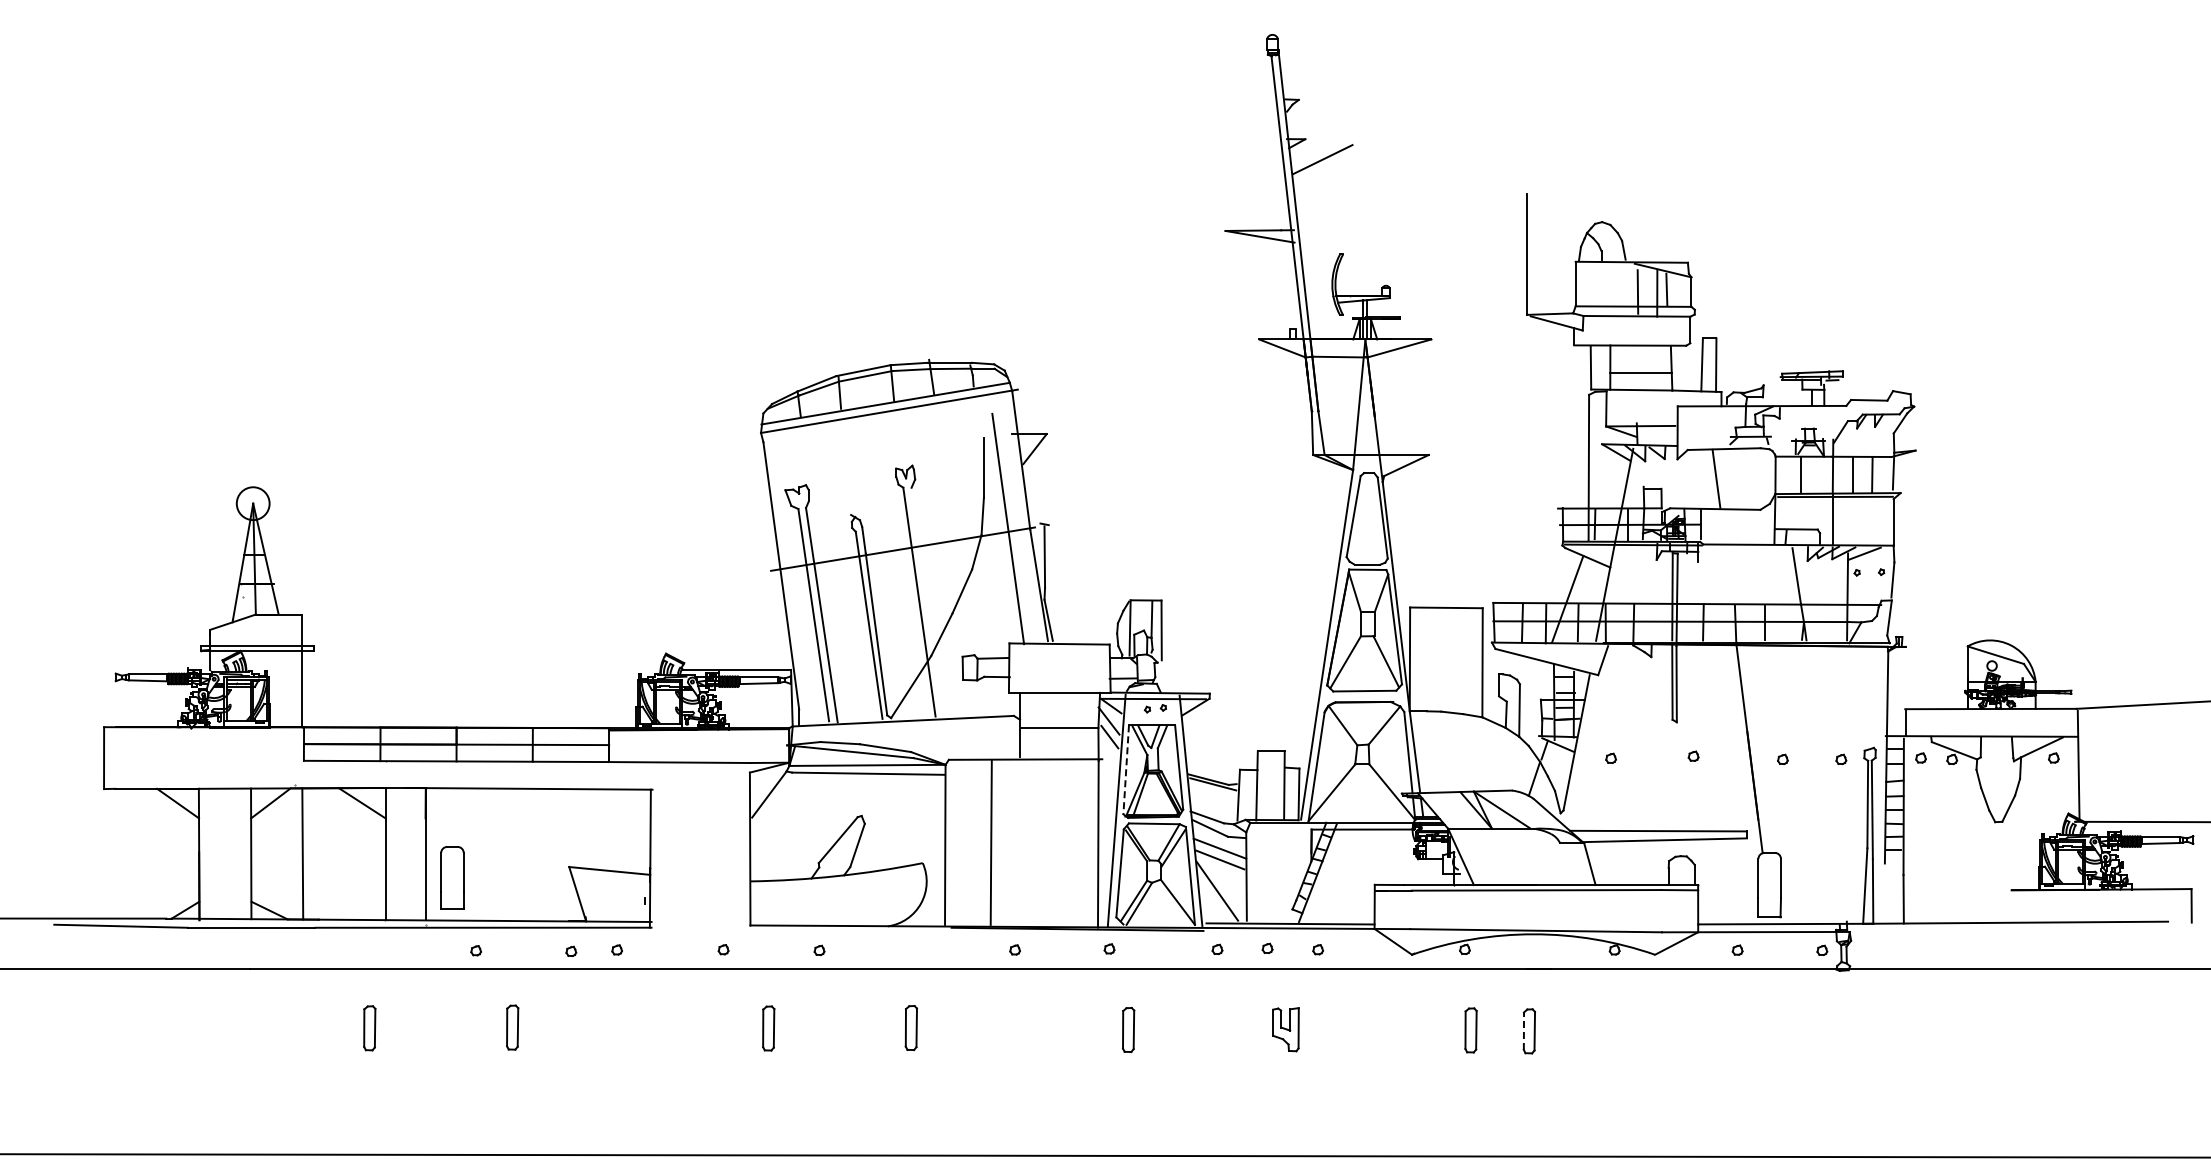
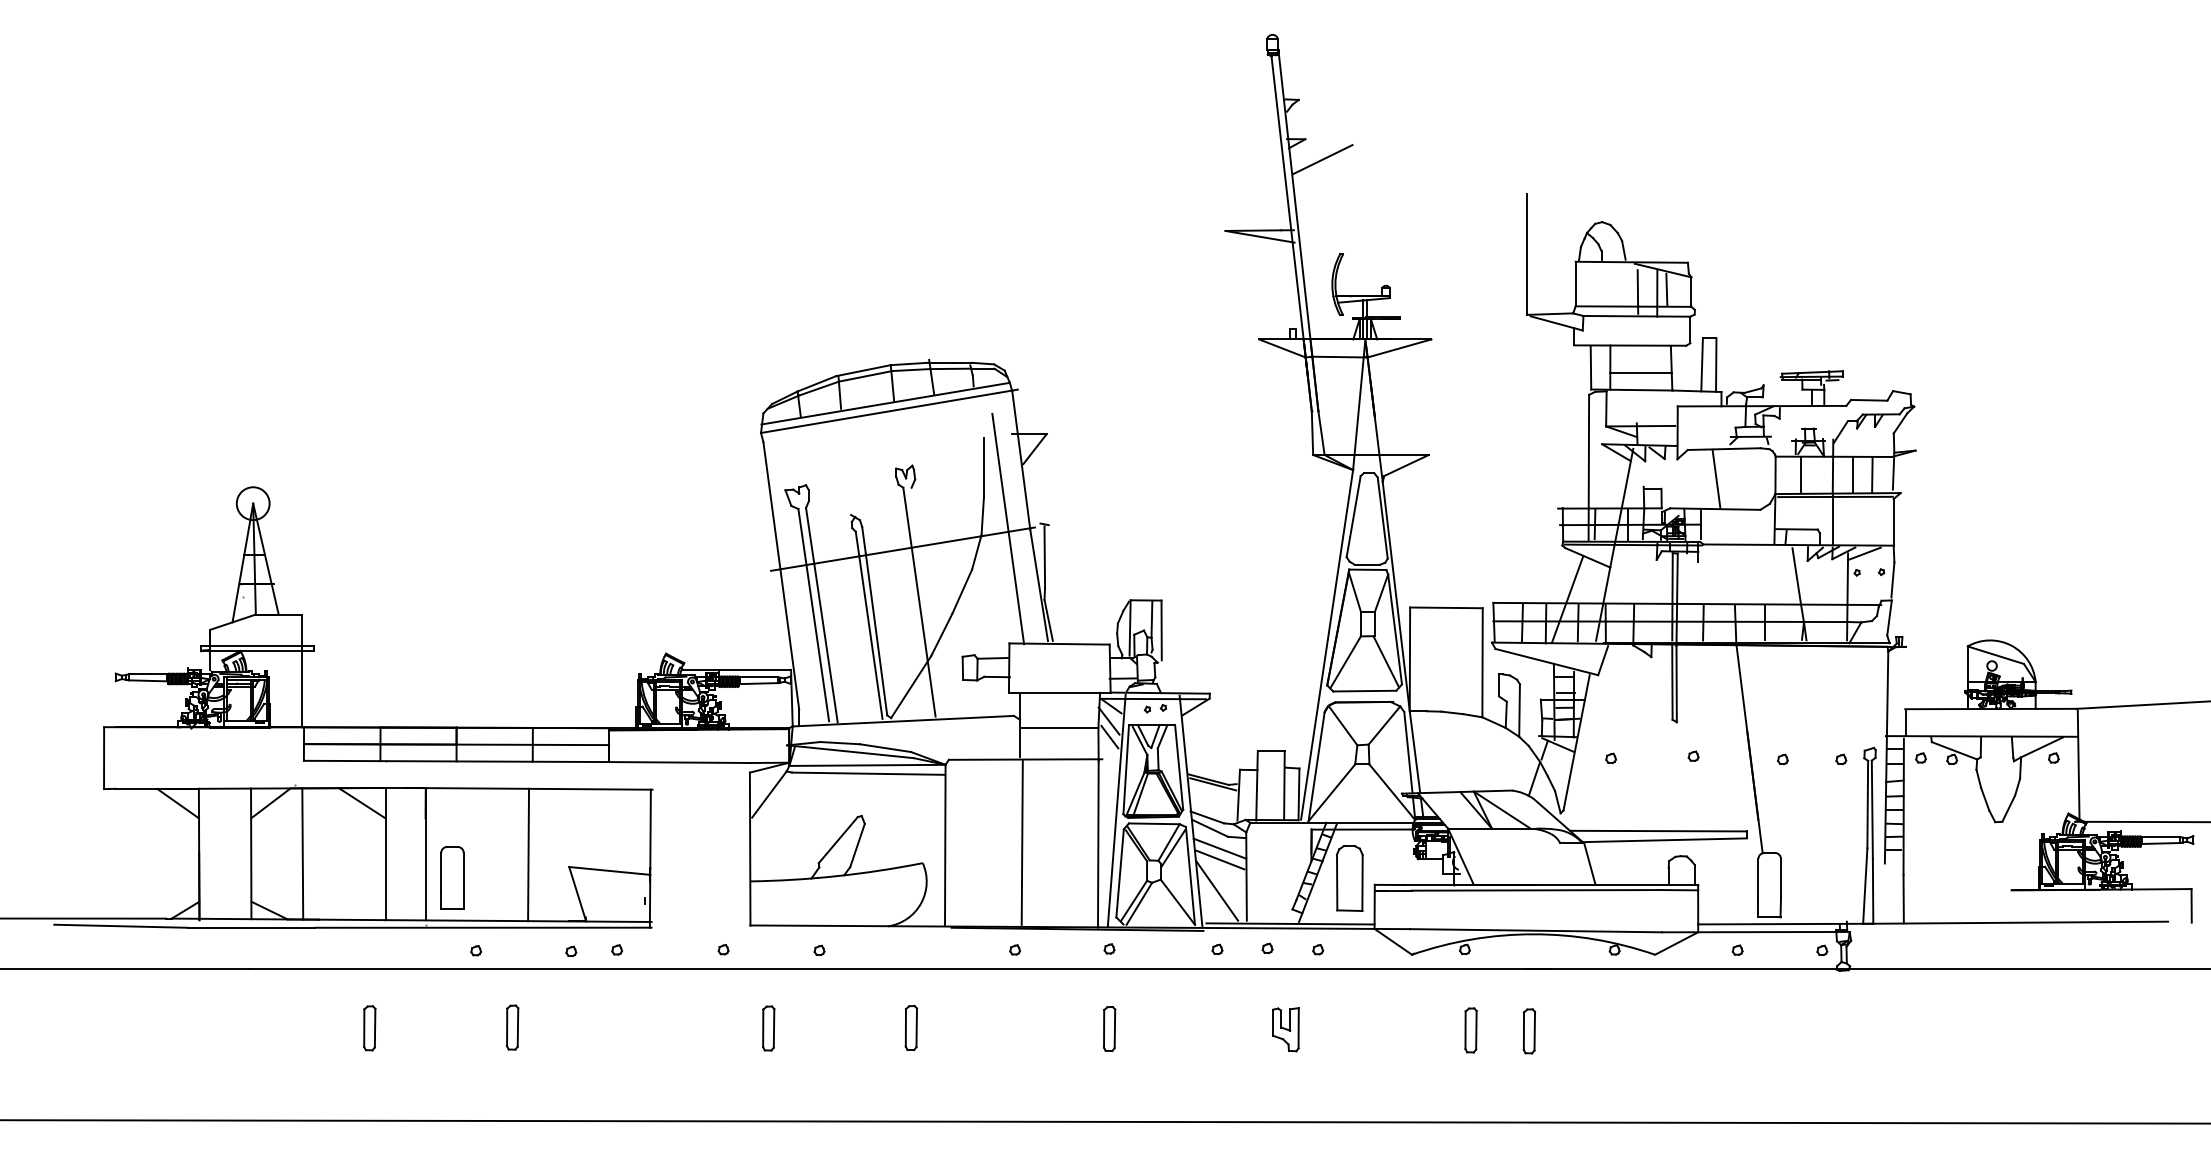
line: dashed -> solid (1126, 769)
line position: (990, 842) -> (1021, 842) (1021, 842)
line: none -> present (528, 854)
part: none -> present (1349, 878)
part position: (1128, 1030) -> (1109, 1029) (1109, 1029)
line: dashed -> solid (1523, 1031)
line position: (1104, 1155) -> (1104, 1121) (1104, 1121)
